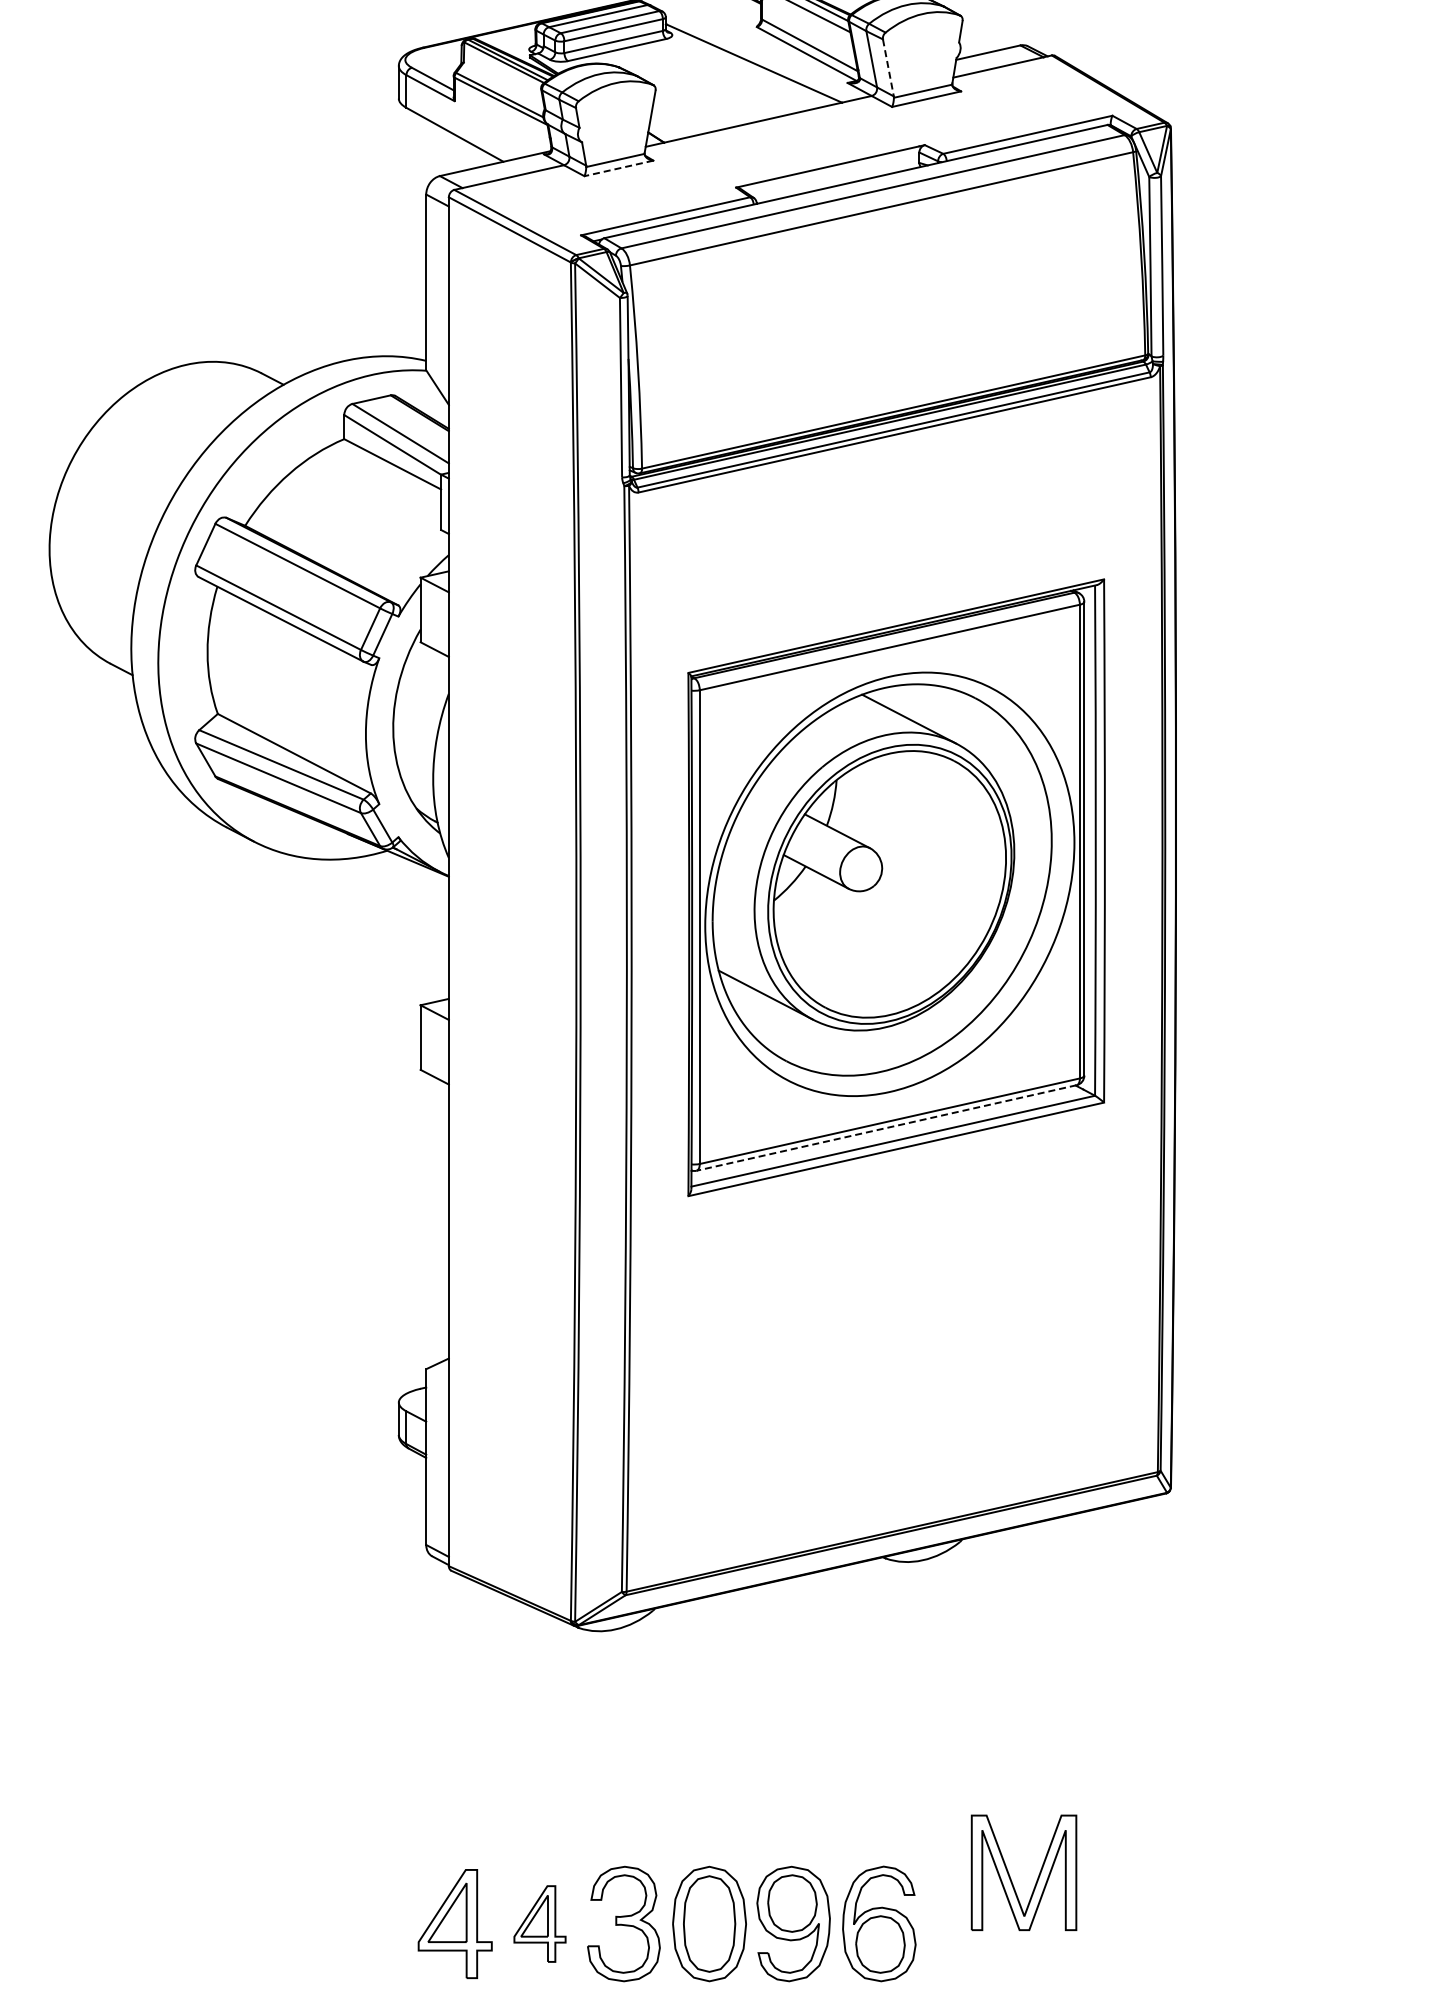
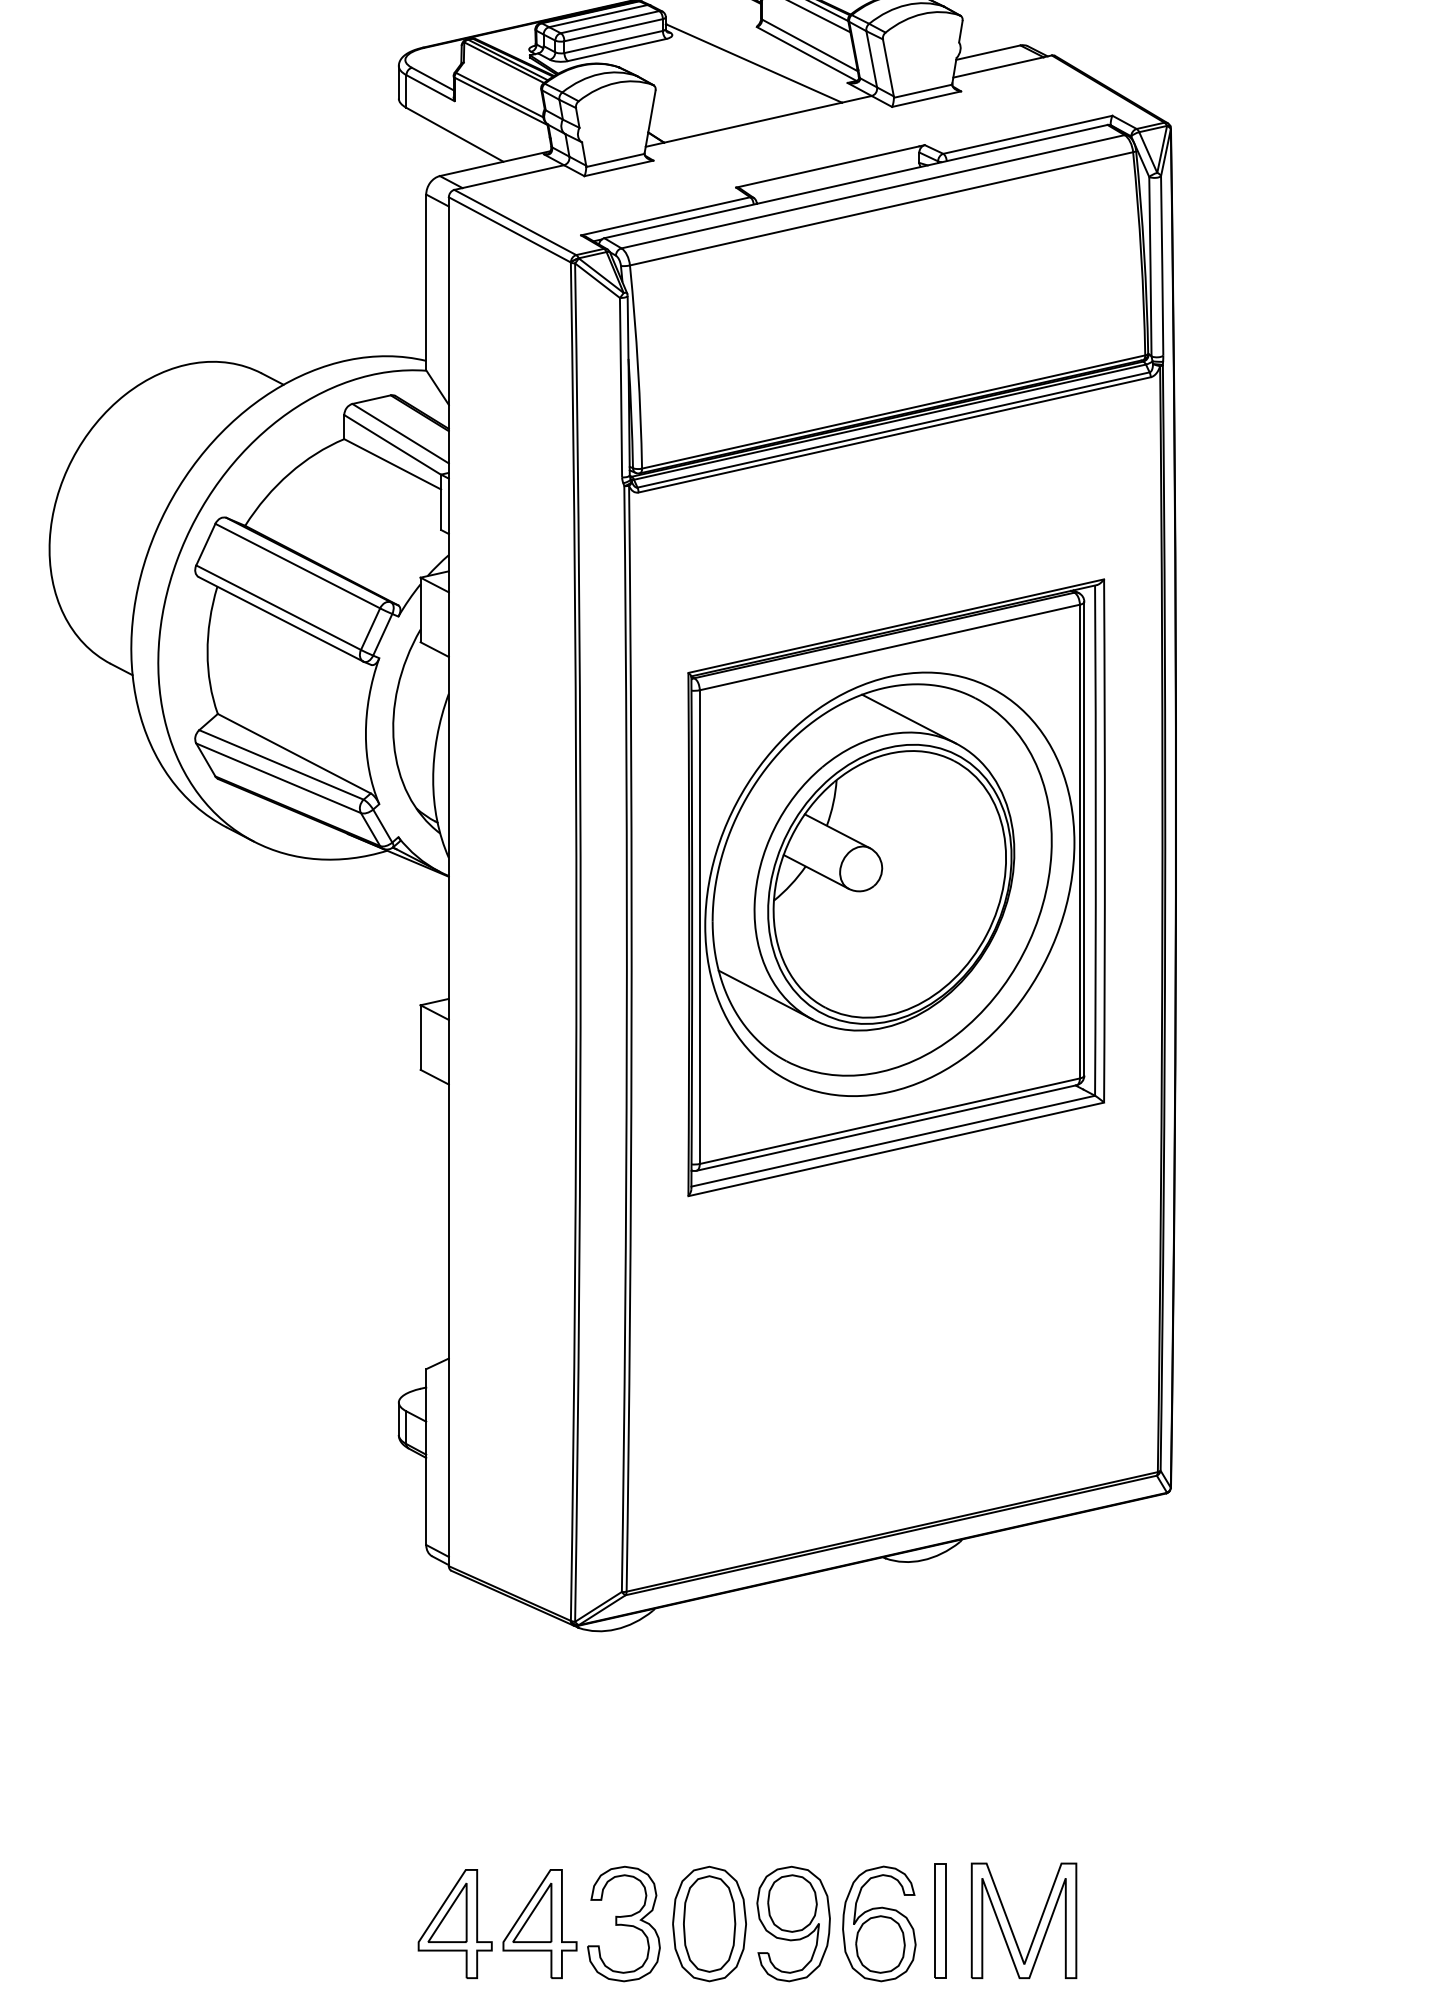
line: dashed -> solid (888, 68)
line: dashed -> solid (618, 168)
line: dashed -> solid (886, 1128)
part position: (1011, 1878) -> (1011, 1926) (1011, 1926)
part: none -> present (940, 1920)
part size: 54x78 px -> 76x110 px (539, 1923)
